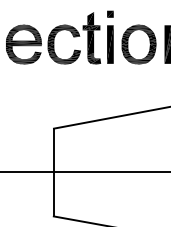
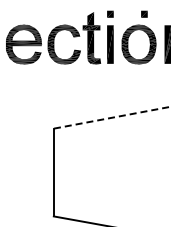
part: none -> present (144, 13)
line: solid -> dashed (112, 117)
line: present -> none (84, 172)
